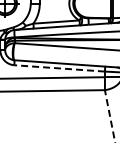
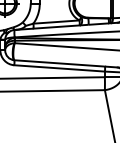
line: dashed -> solid (59, 68)
line: dashed -> solid (110, 116)
